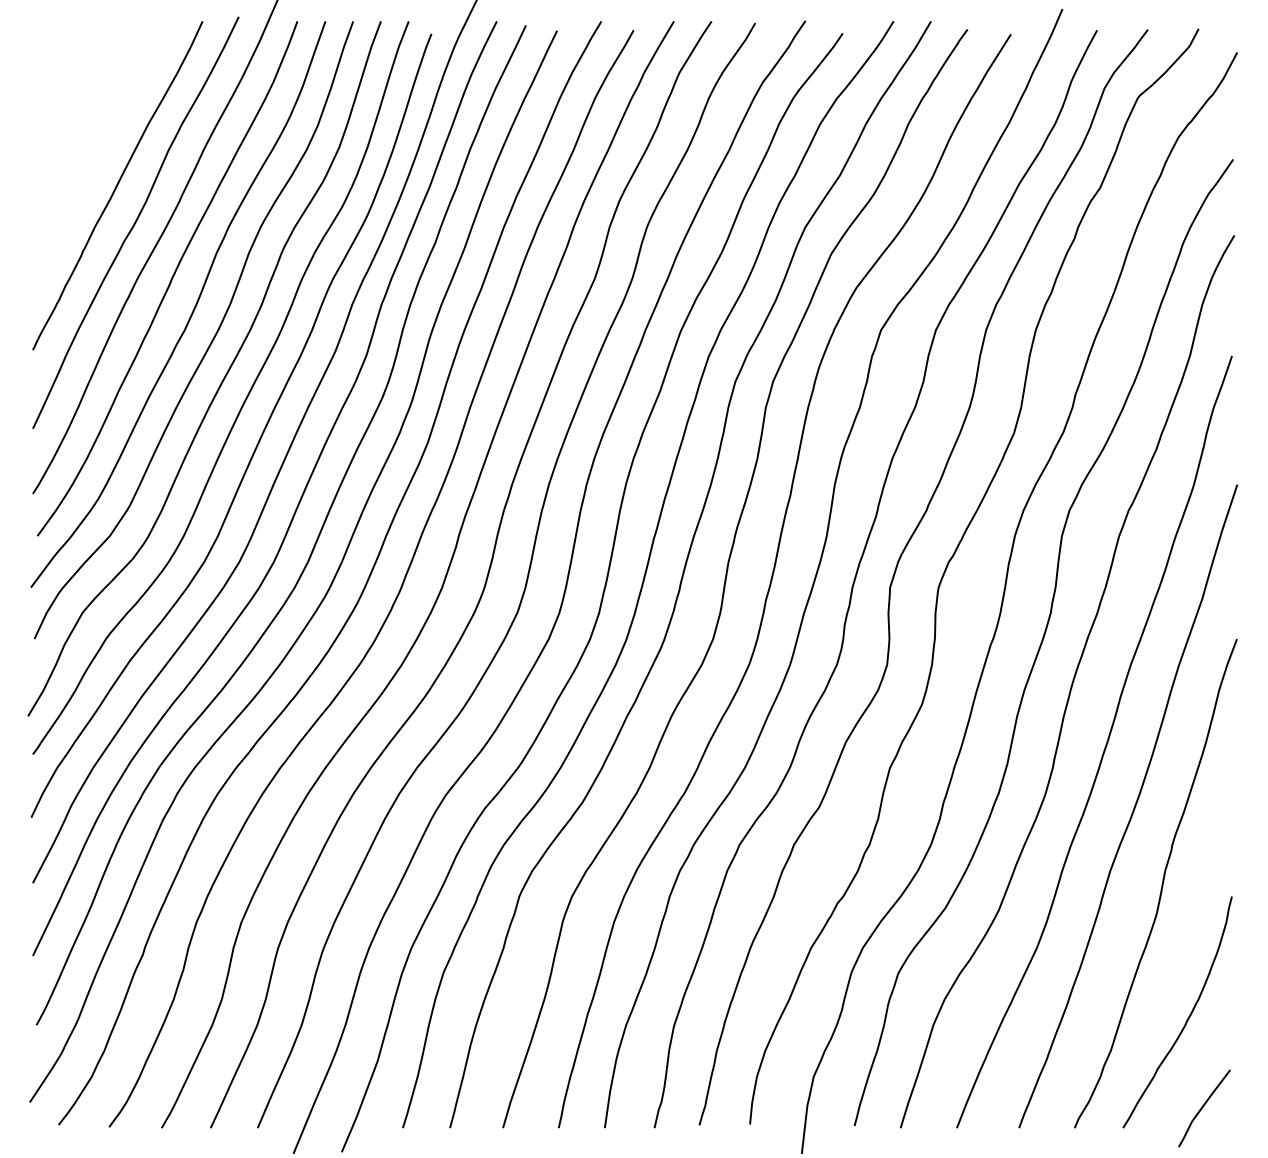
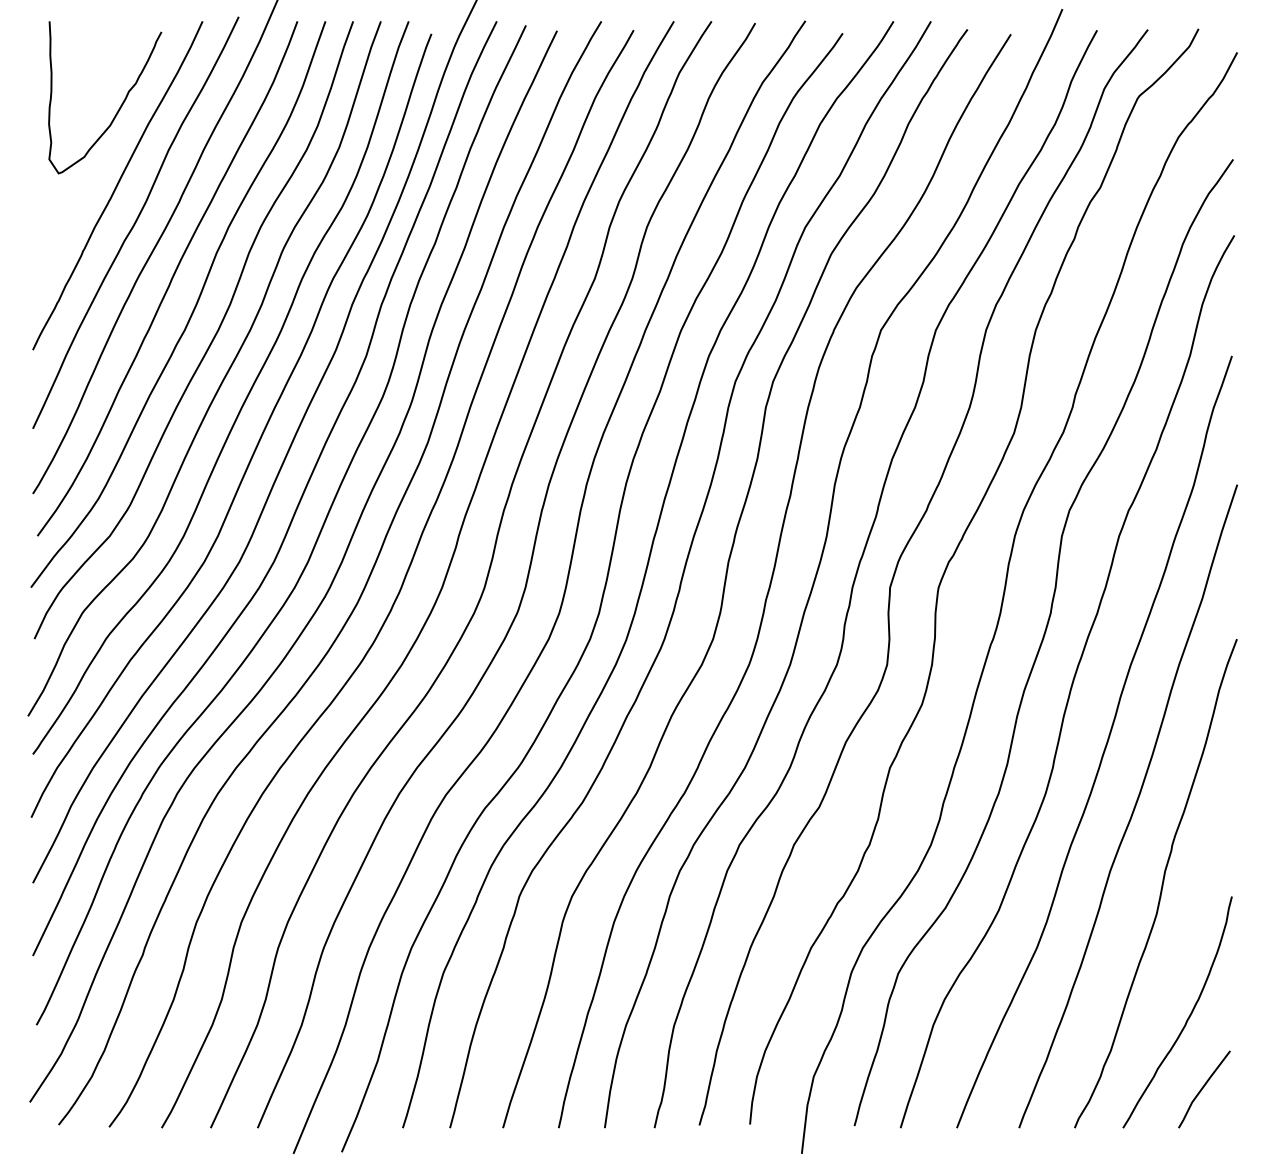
curve: none -> present (120, 105)
line position: (1203, 1107) -> (1203, 1088) (1203, 1088)
